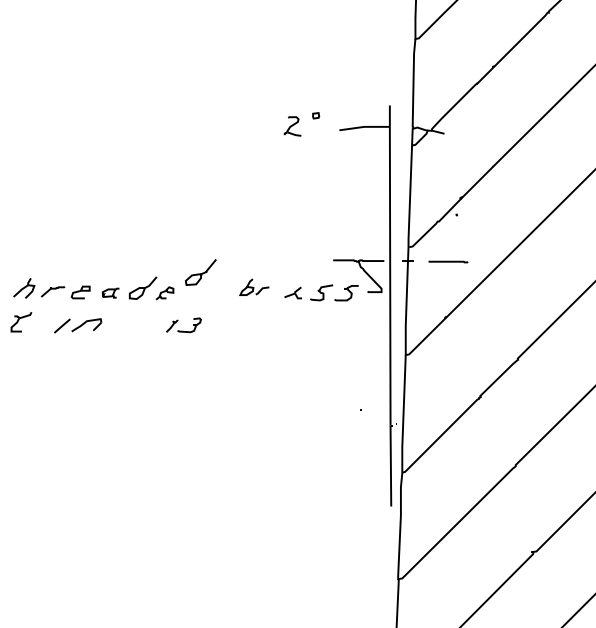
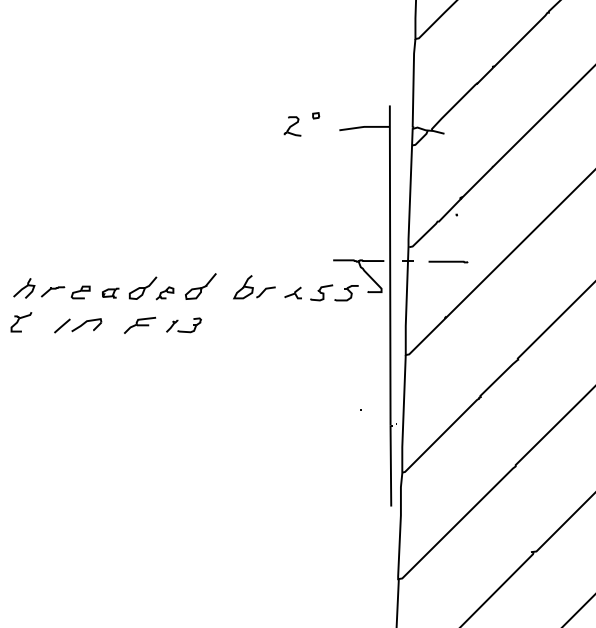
curve position: (200, 273) -> (200, 287) (200, 287)
part size: 31x18 px -> 43x25 px (254, 287)
part: none -> present (140, 324)
